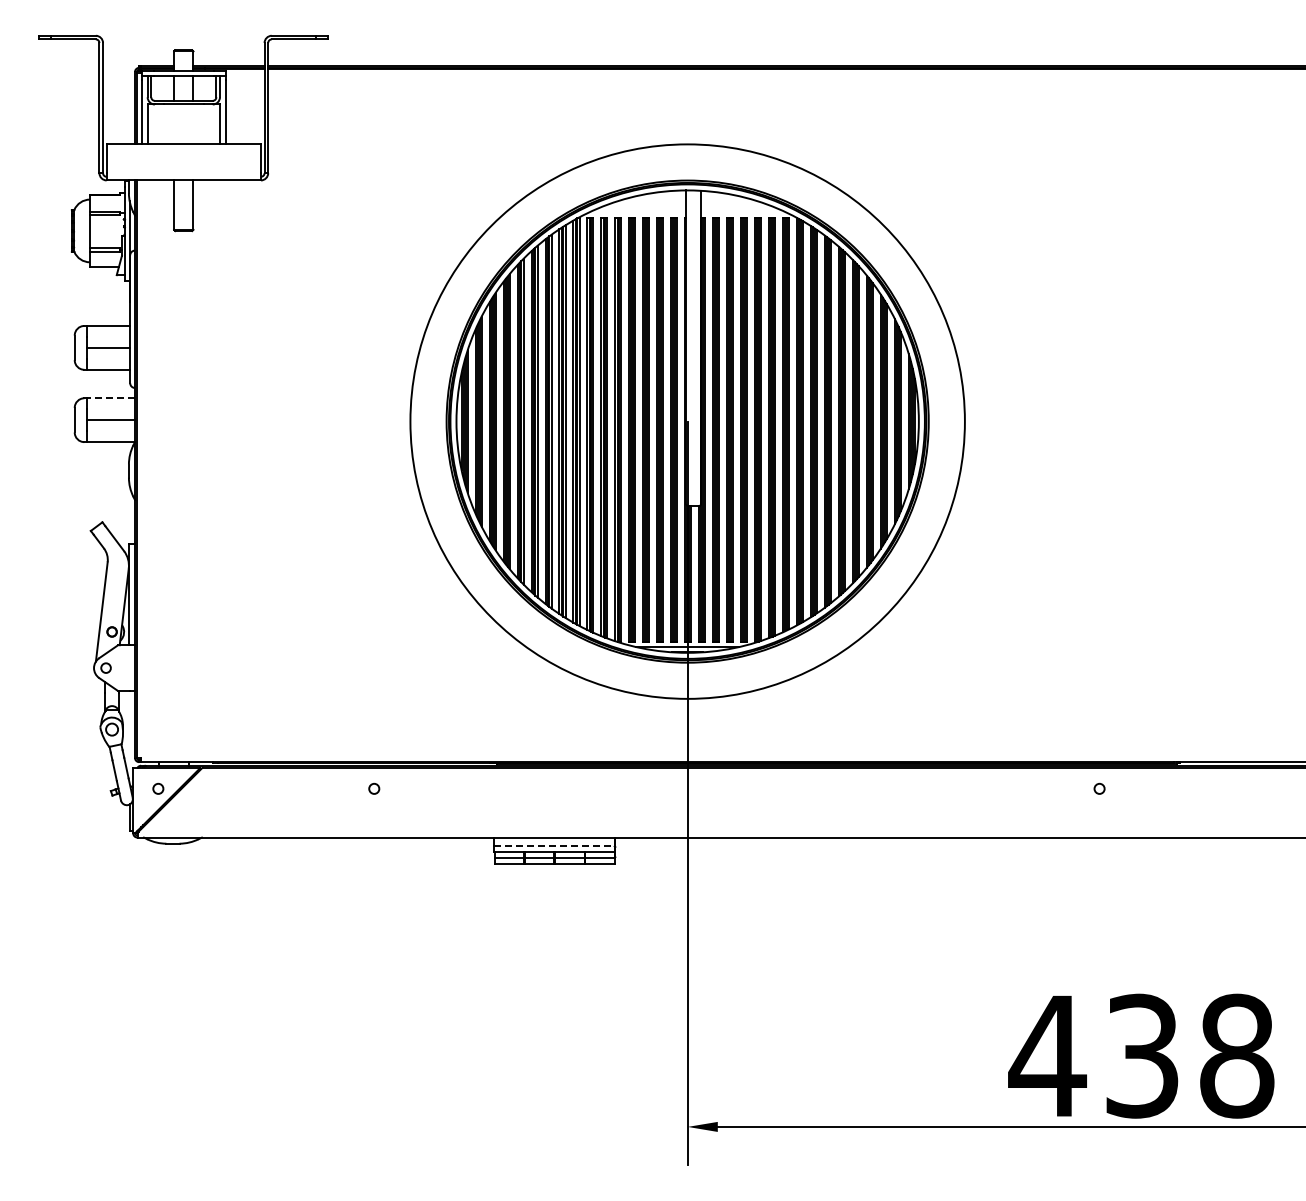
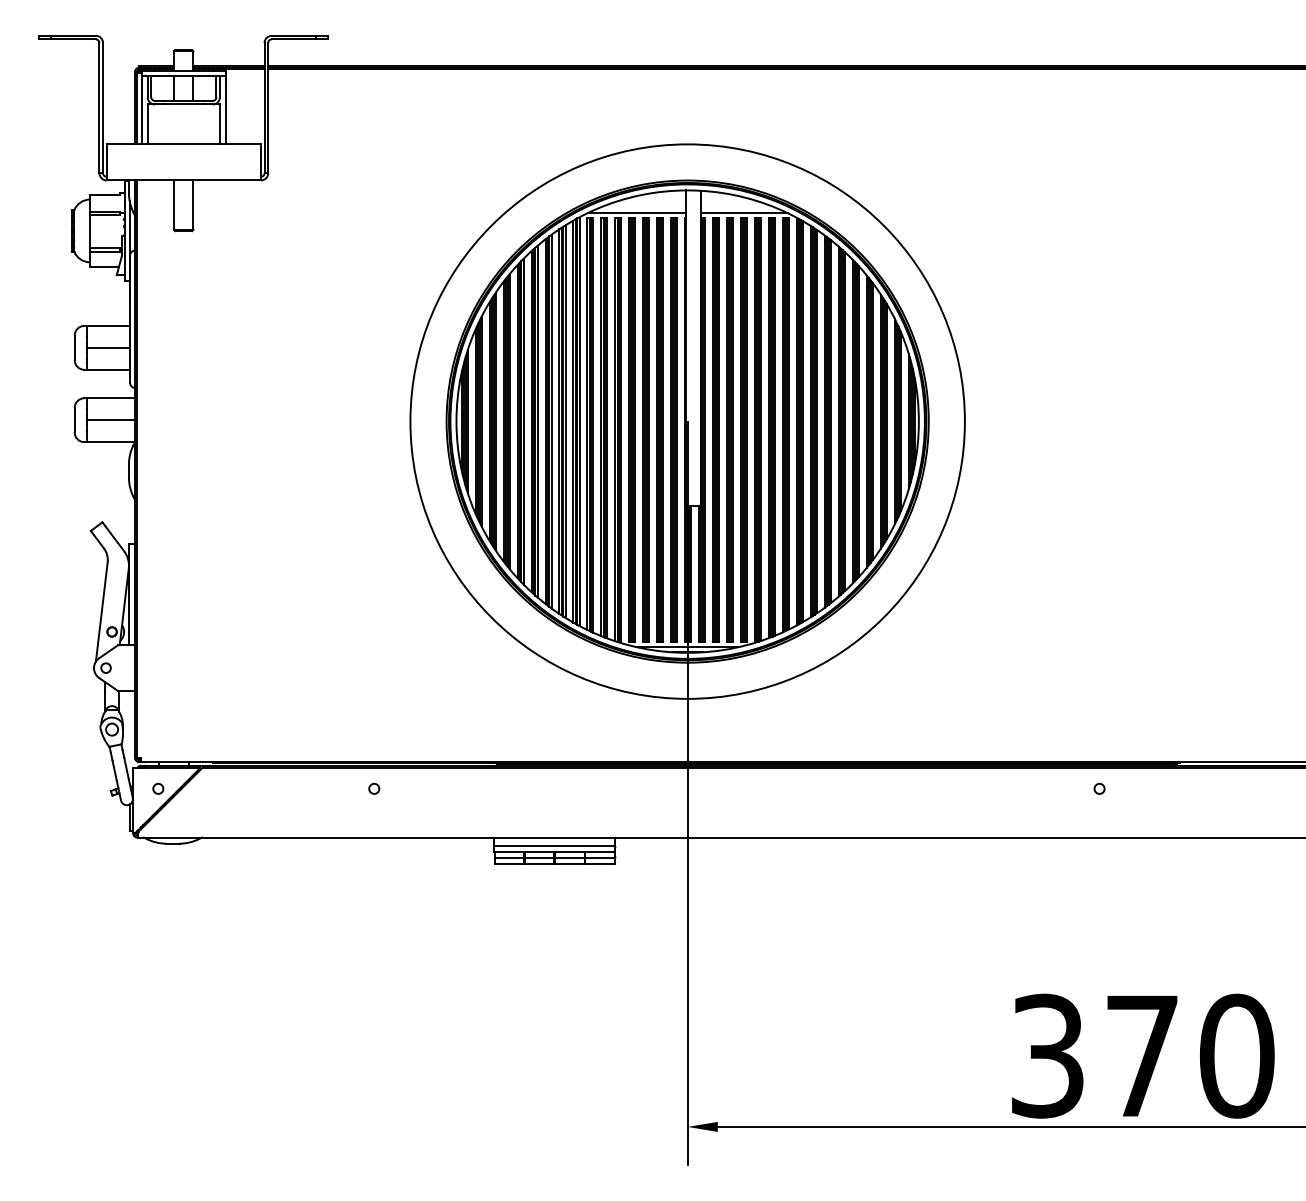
line: none -> present (636, 213)
line: none -> present (743, 213)
line: dashed -> solid (110, 398)
line: dashed -> solid (554, 846)
text: 438 -> 370 (1141, 1055)
